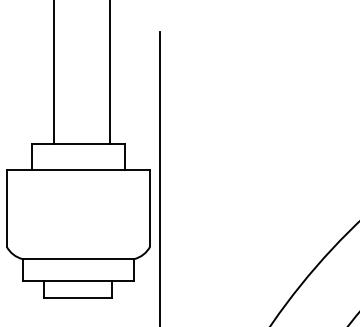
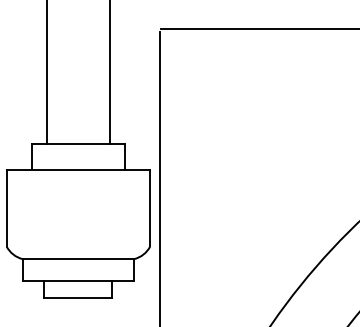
line: none -> present (258, 28)
line position: (53, 72) -> (46, 72) (46, 72)
